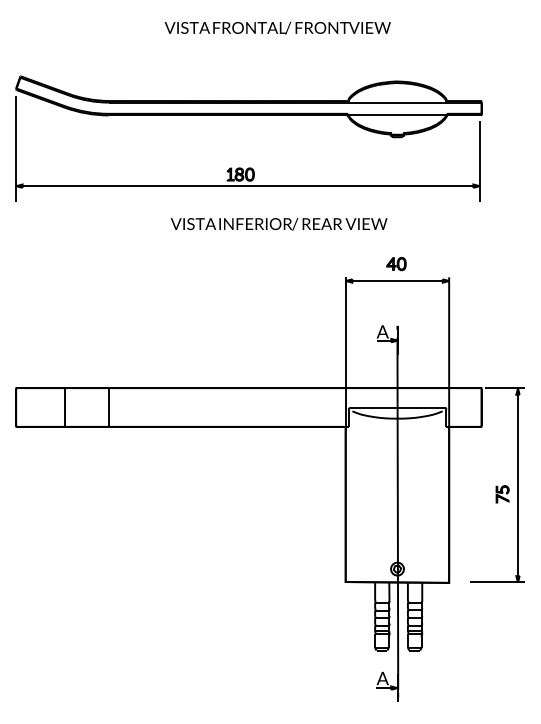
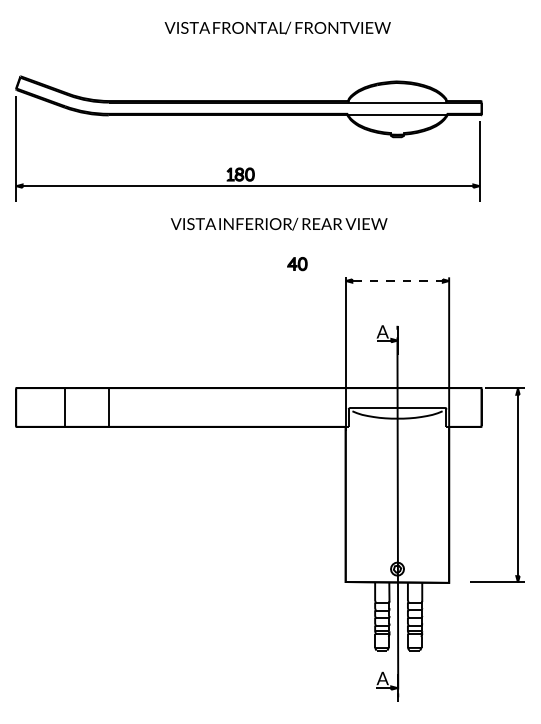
part position: (396, 264) -> (297, 264) (297, 264)
line: solid -> dashed (397, 281)
part: present -> none (502, 494)
